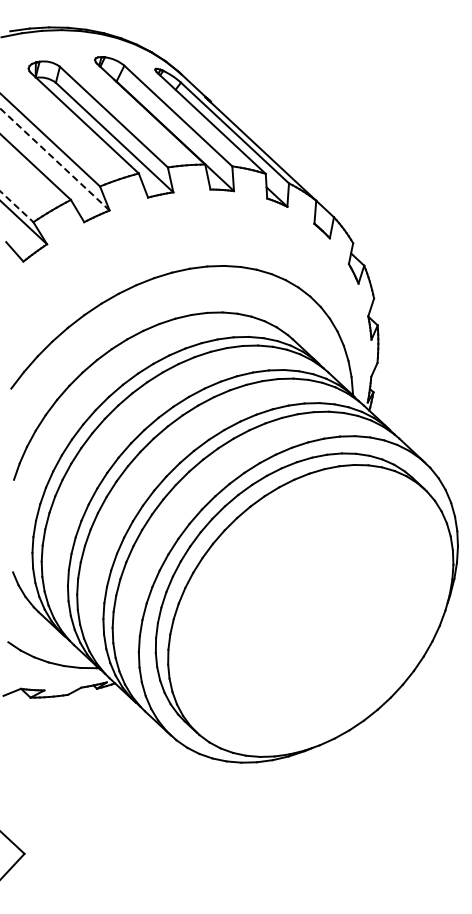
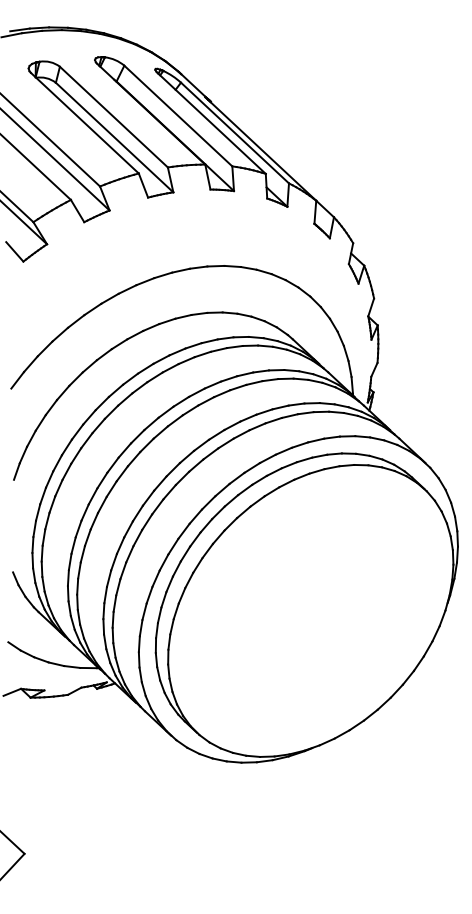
line: dashed -> solid (54, 159)
line: dashed -> solid (17, 207)
